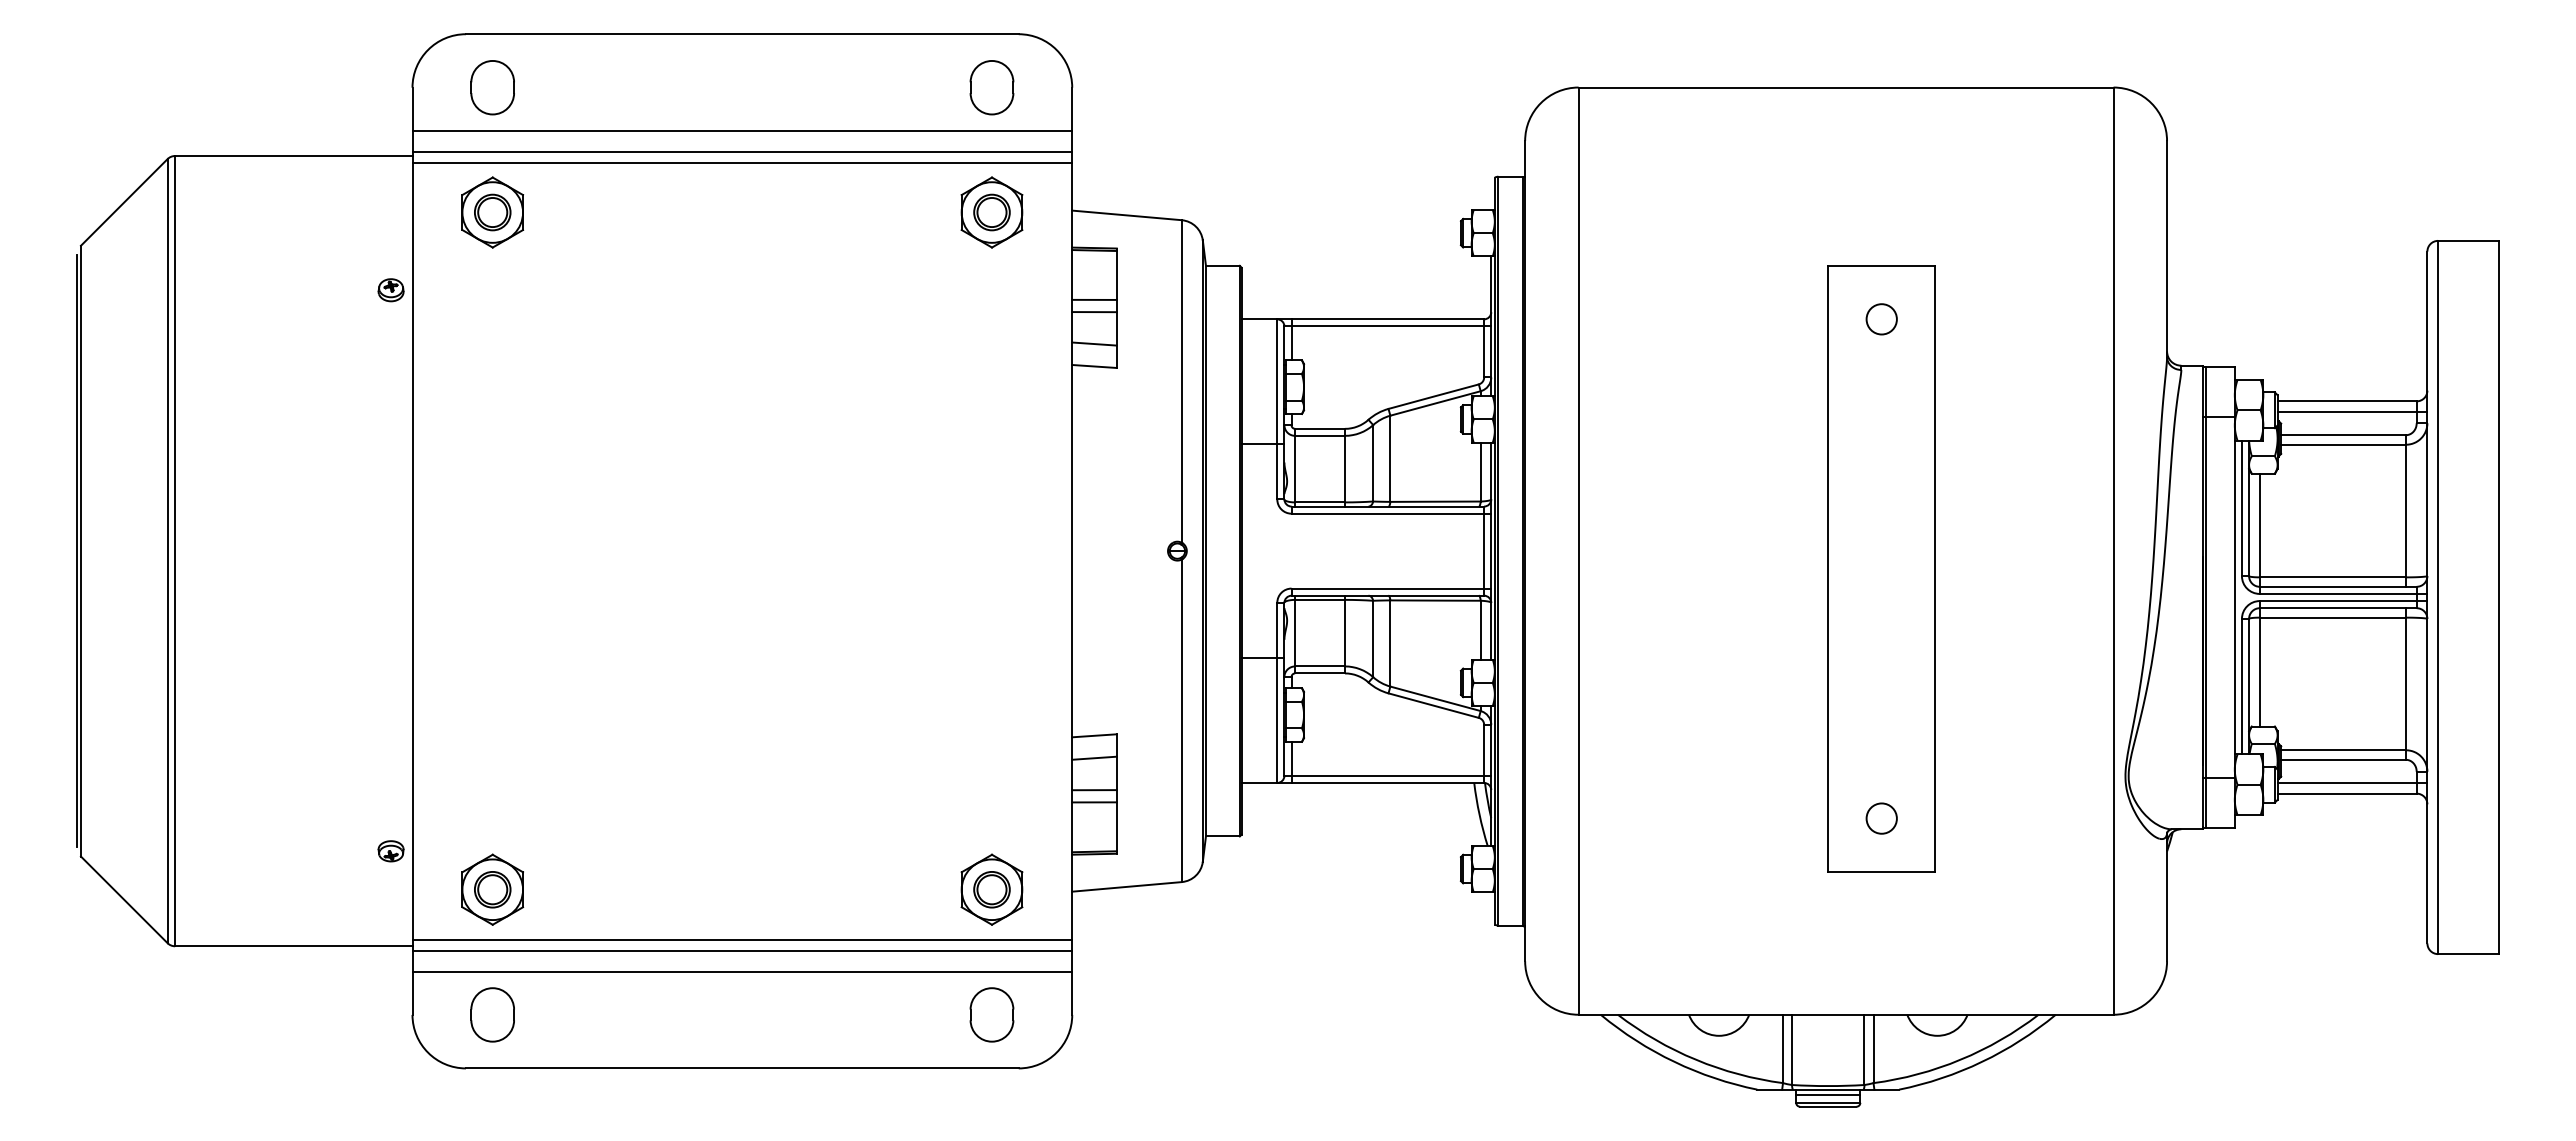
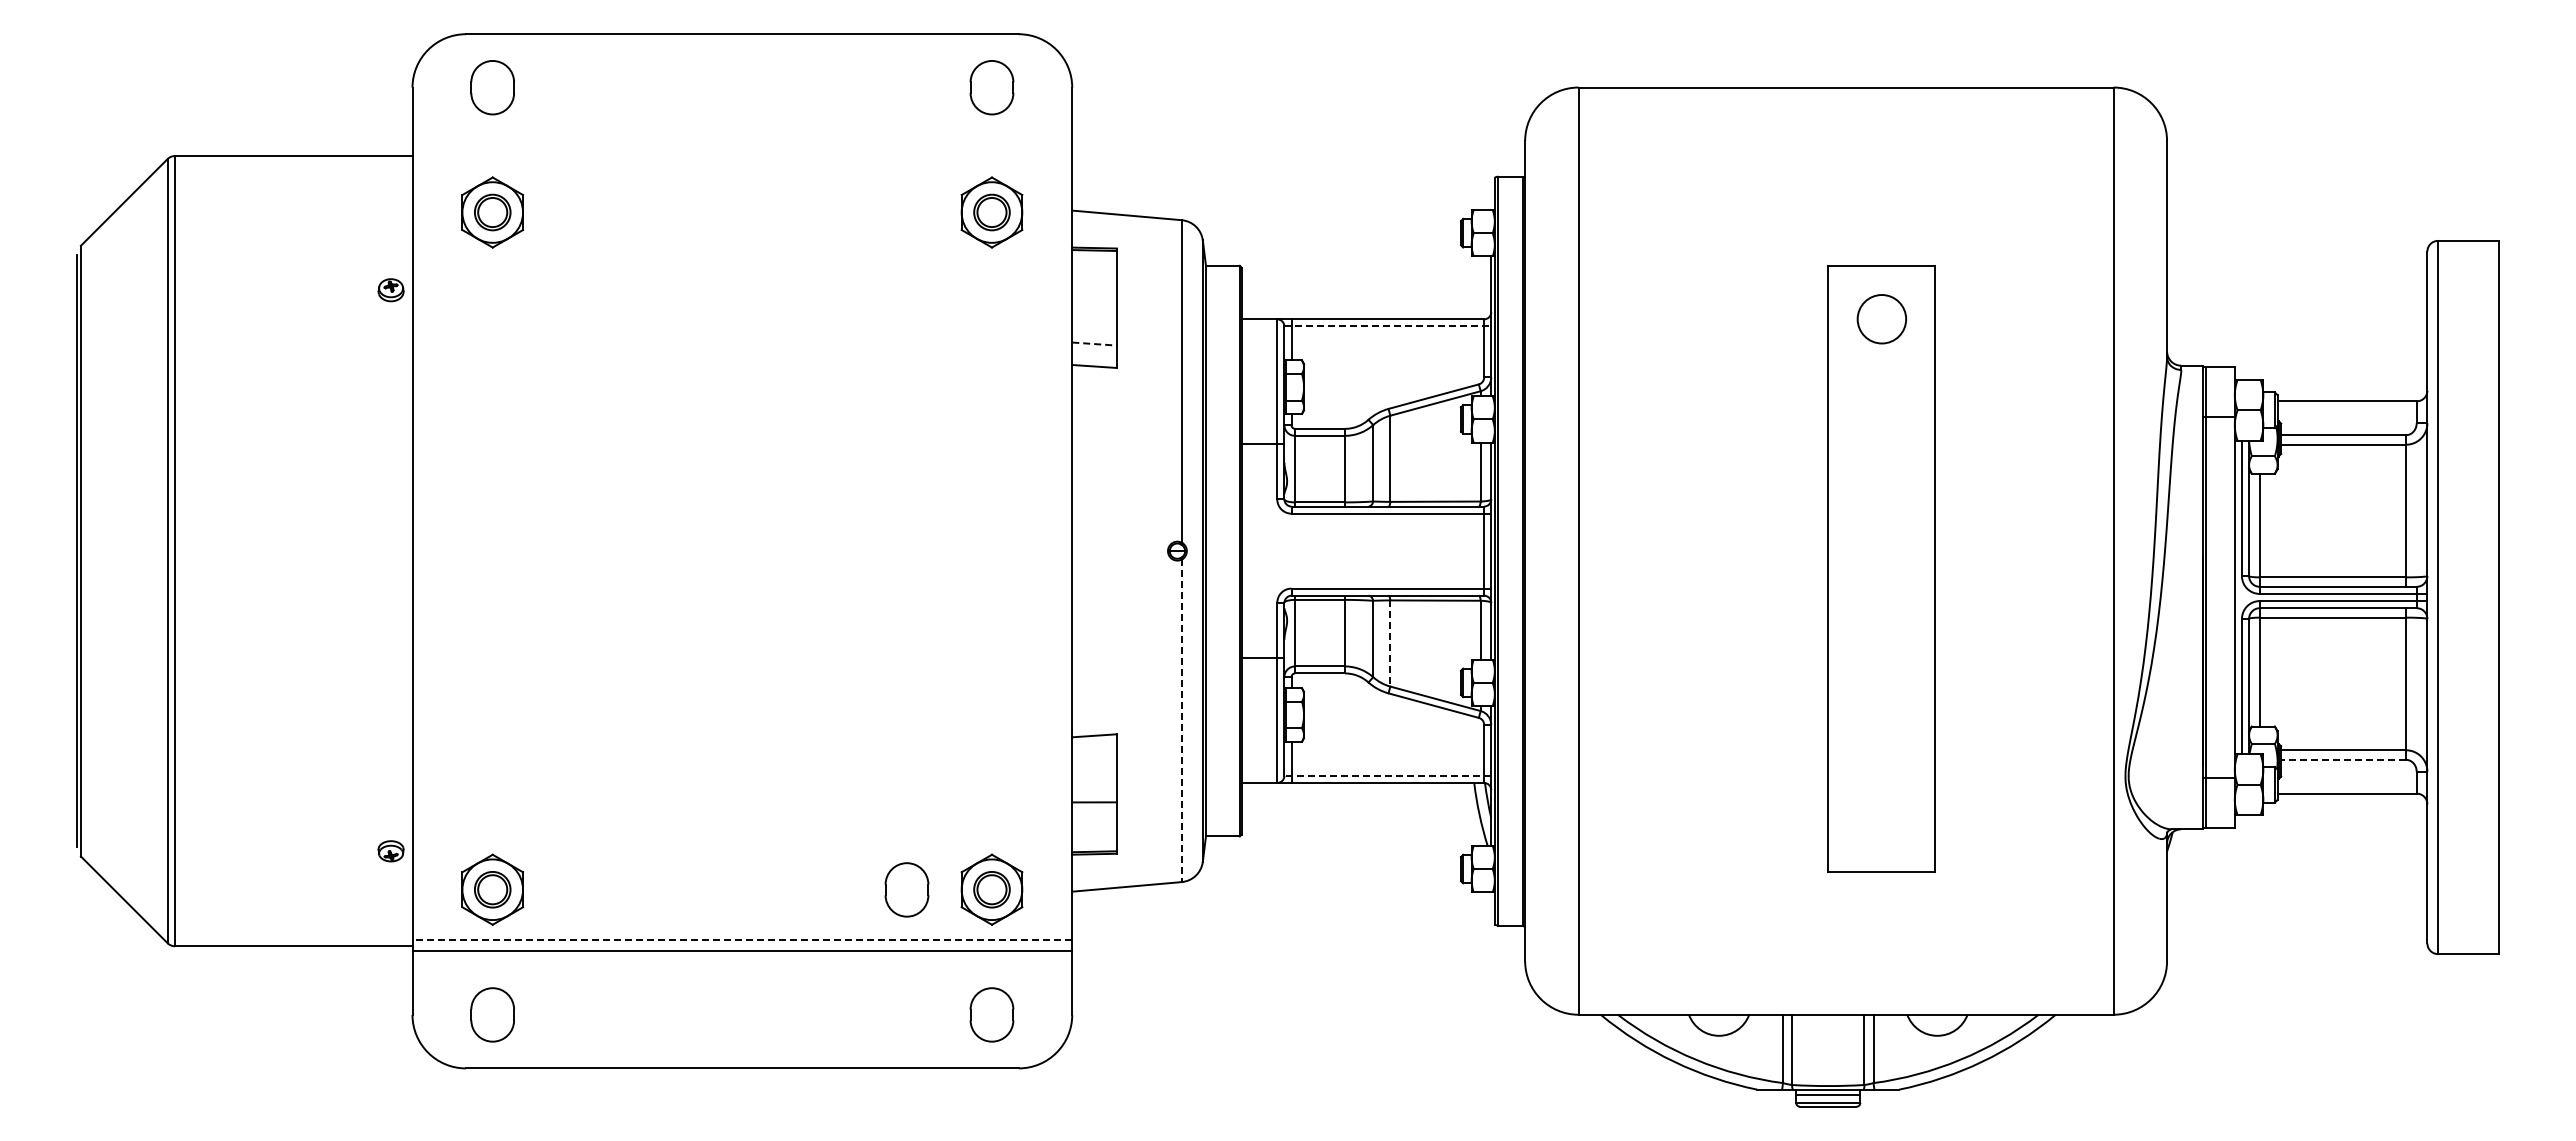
line: present -> none (742, 130)
line: present -> none (742, 151)
line: present -> none (742, 162)
line: present -> none (1094, 299)
line: present -> none (1094, 312)
circle size: 33x33 px -> 52x51 px (1881, 319)
line: solid -> dashed (1388, 326)
line: solid -> dashed (1095, 344)
line: present -> none (2352, 412)
line: solid -> dashed (1390, 643)
line: solid -> dashed (1181, 721)
line: present -> none (1094, 757)
line: solid -> dashed (2343, 759)
line: solid -> dashed (1387, 775)
line: present -> none (2352, 782)
line: present -> none (1094, 790)
circle: present -> none (1881, 818)
part: none -> present (906, 889)
line: solid -> dashed (742, 940)
line: present -> none (742, 972)
